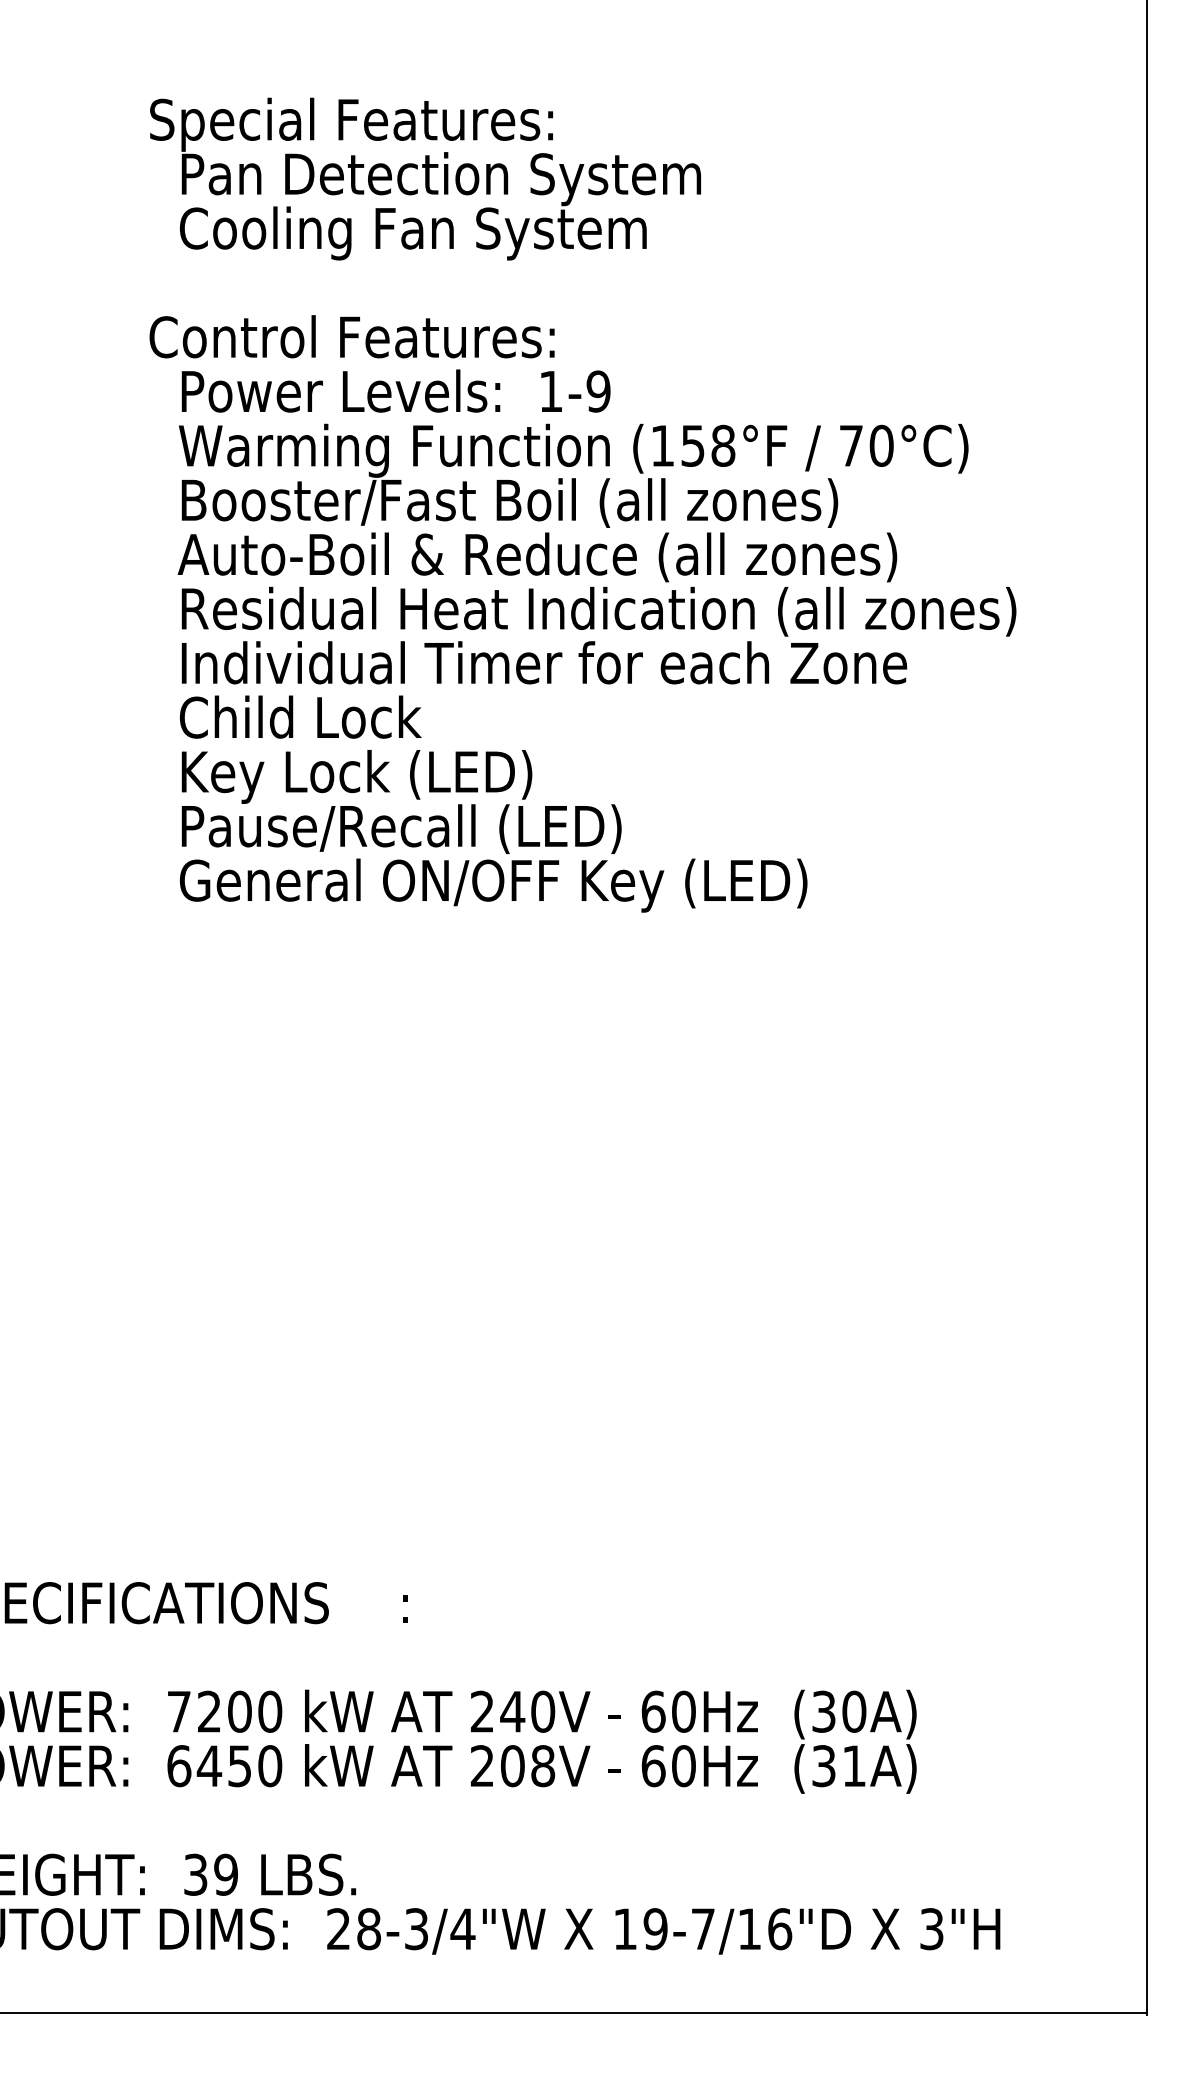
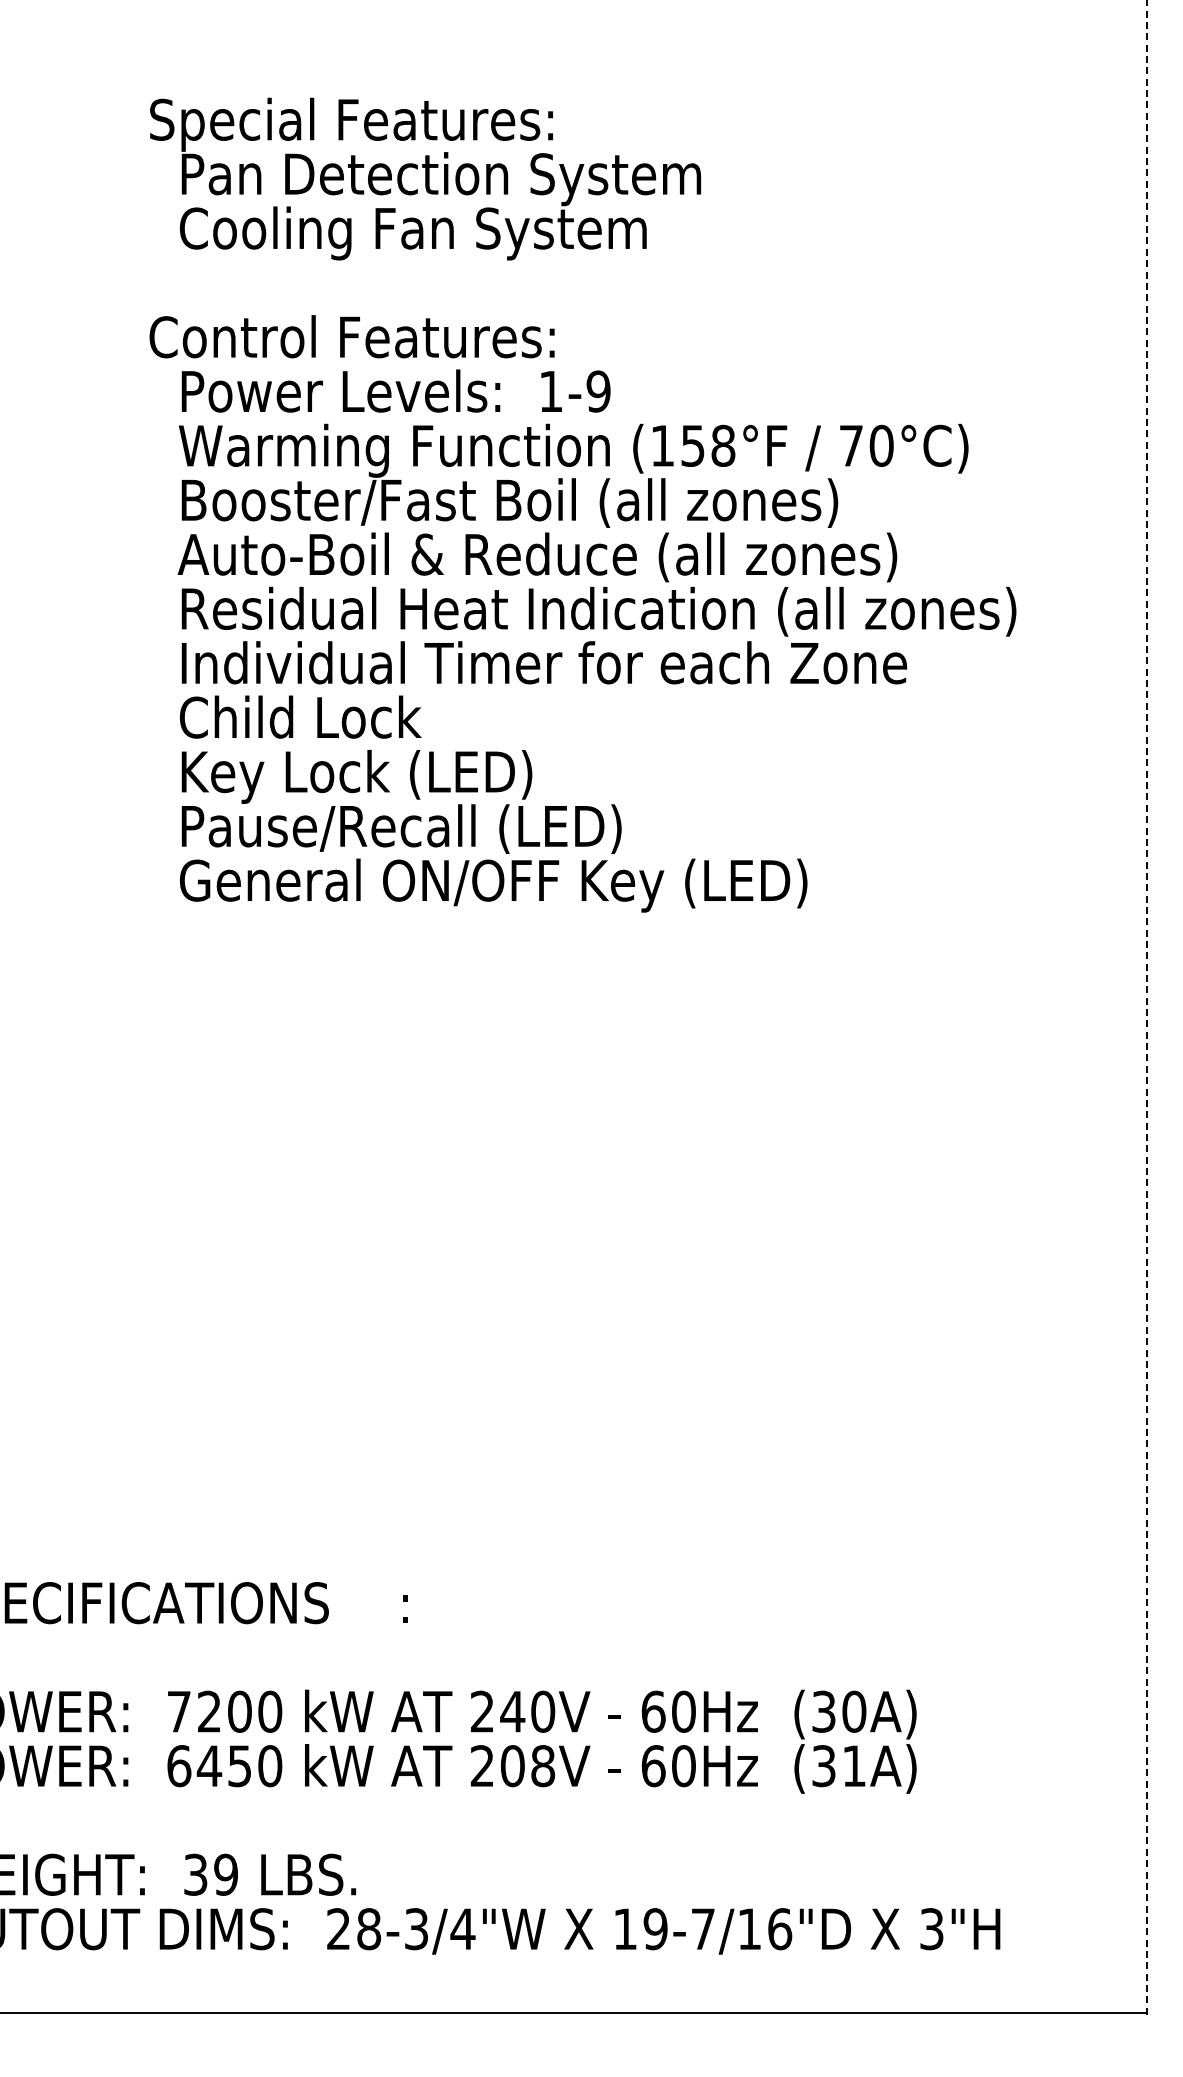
line: solid -> dashed (1147, 1006)
